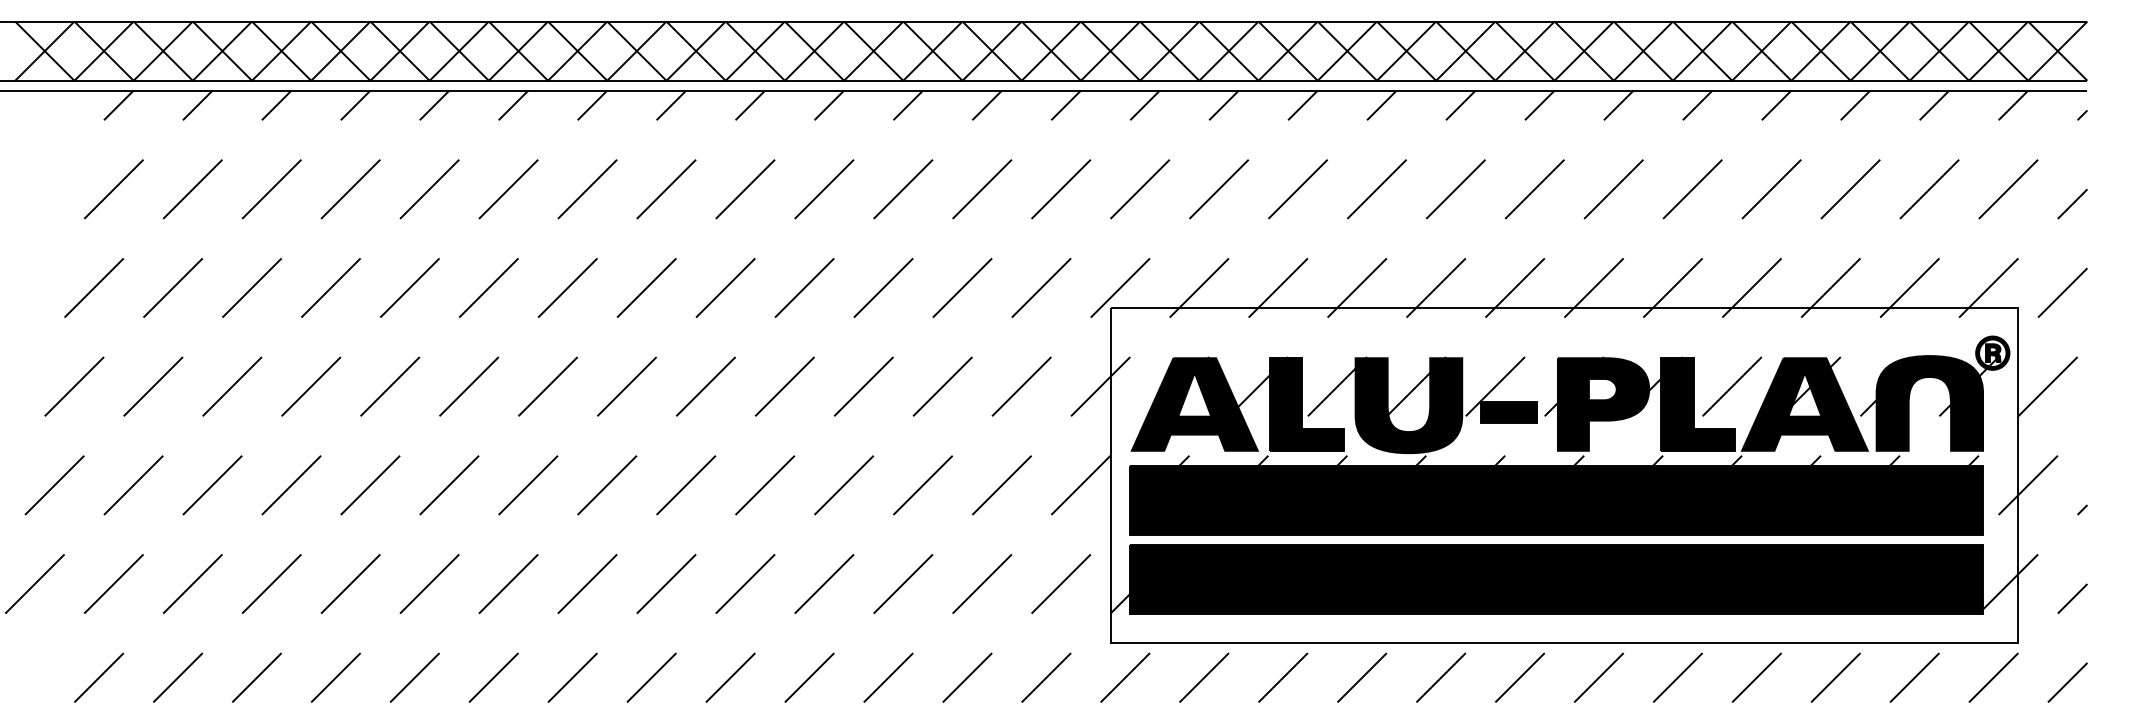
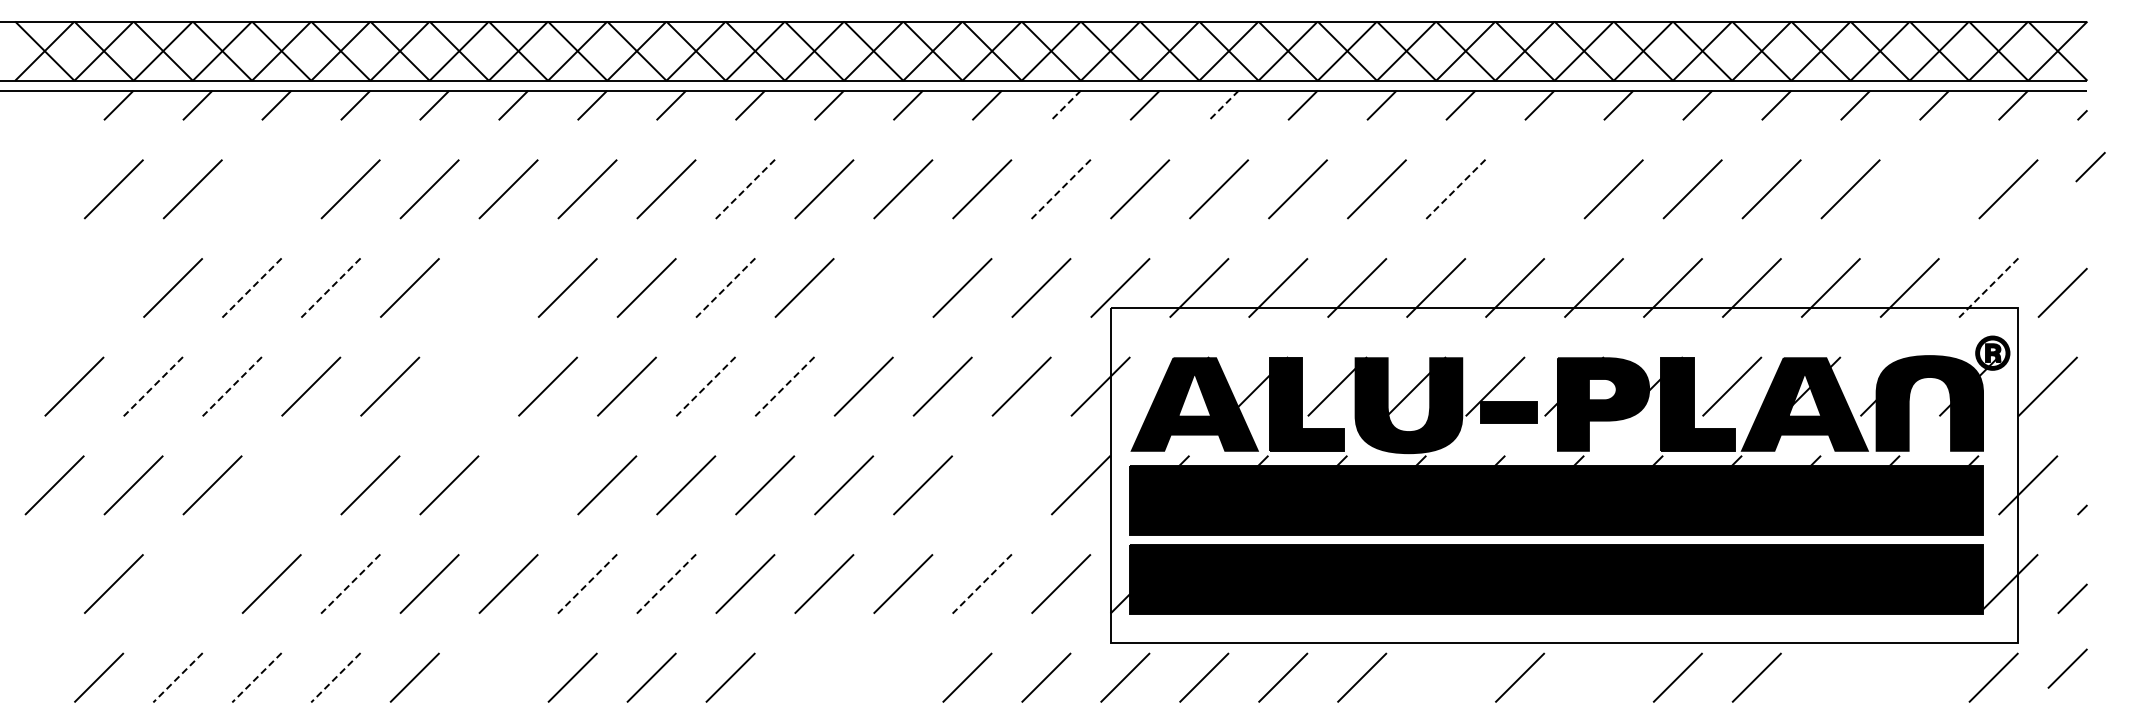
line: solid -> dashed (1066, 105)
line: solid -> dashed (1224, 105)
line: present -> none (271, 189)
line: solid -> dashed (745, 189)
line: solid -> dashed (1061, 189)
line: solid -> dashed (1455, 189)
line: present -> none (1534, 189)
line: present -> none (1929, 189)
line position: (2072, 203) -> (2090, 166) (2090, 166)
line: present -> none (94, 287)
line: solid -> dashed (252, 287)
line: solid -> dashed (330, 287)
line: present -> none (488, 287)
line: solid -> dashed (725, 287)
line: present -> none (883, 287)
line: solid -> dashed (1988, 287)
line: solid -> dashed (153, 386)
line: solid -> dashed (232, 386)
line: present -> none (469, 386)
line: solid -> dashed (705, 386)
line: solid -> dashed (784, 386)
line: present -> none (291, 485)
line: present -> none (528, 485)
line: present -> none (1001, 485)
line: present -> none (34, 583)
line: present -> none (192, 583)
line: solid -> dashed (350, 584)
line: solid -> dashed (587, 584)
line: solid -> dashed (666, 584)
line: solid -> dashed (982, 584)
line: solid -> dashed (178, 677)
line: solid -> dashed (256, 677)
line: solid -> dashed (335, 677)
line: present -> none (493, 677)
line: present -> none (809, 677)
line: present -> none (888, 677)
line: present -> none (1441, 677)
line: present -> none (1598, 677)
line: present -> none (1835, 677)
line: present -> none (1914, 677)
line position: (2067, 682) -> (2067, 668) (2067, 668)
